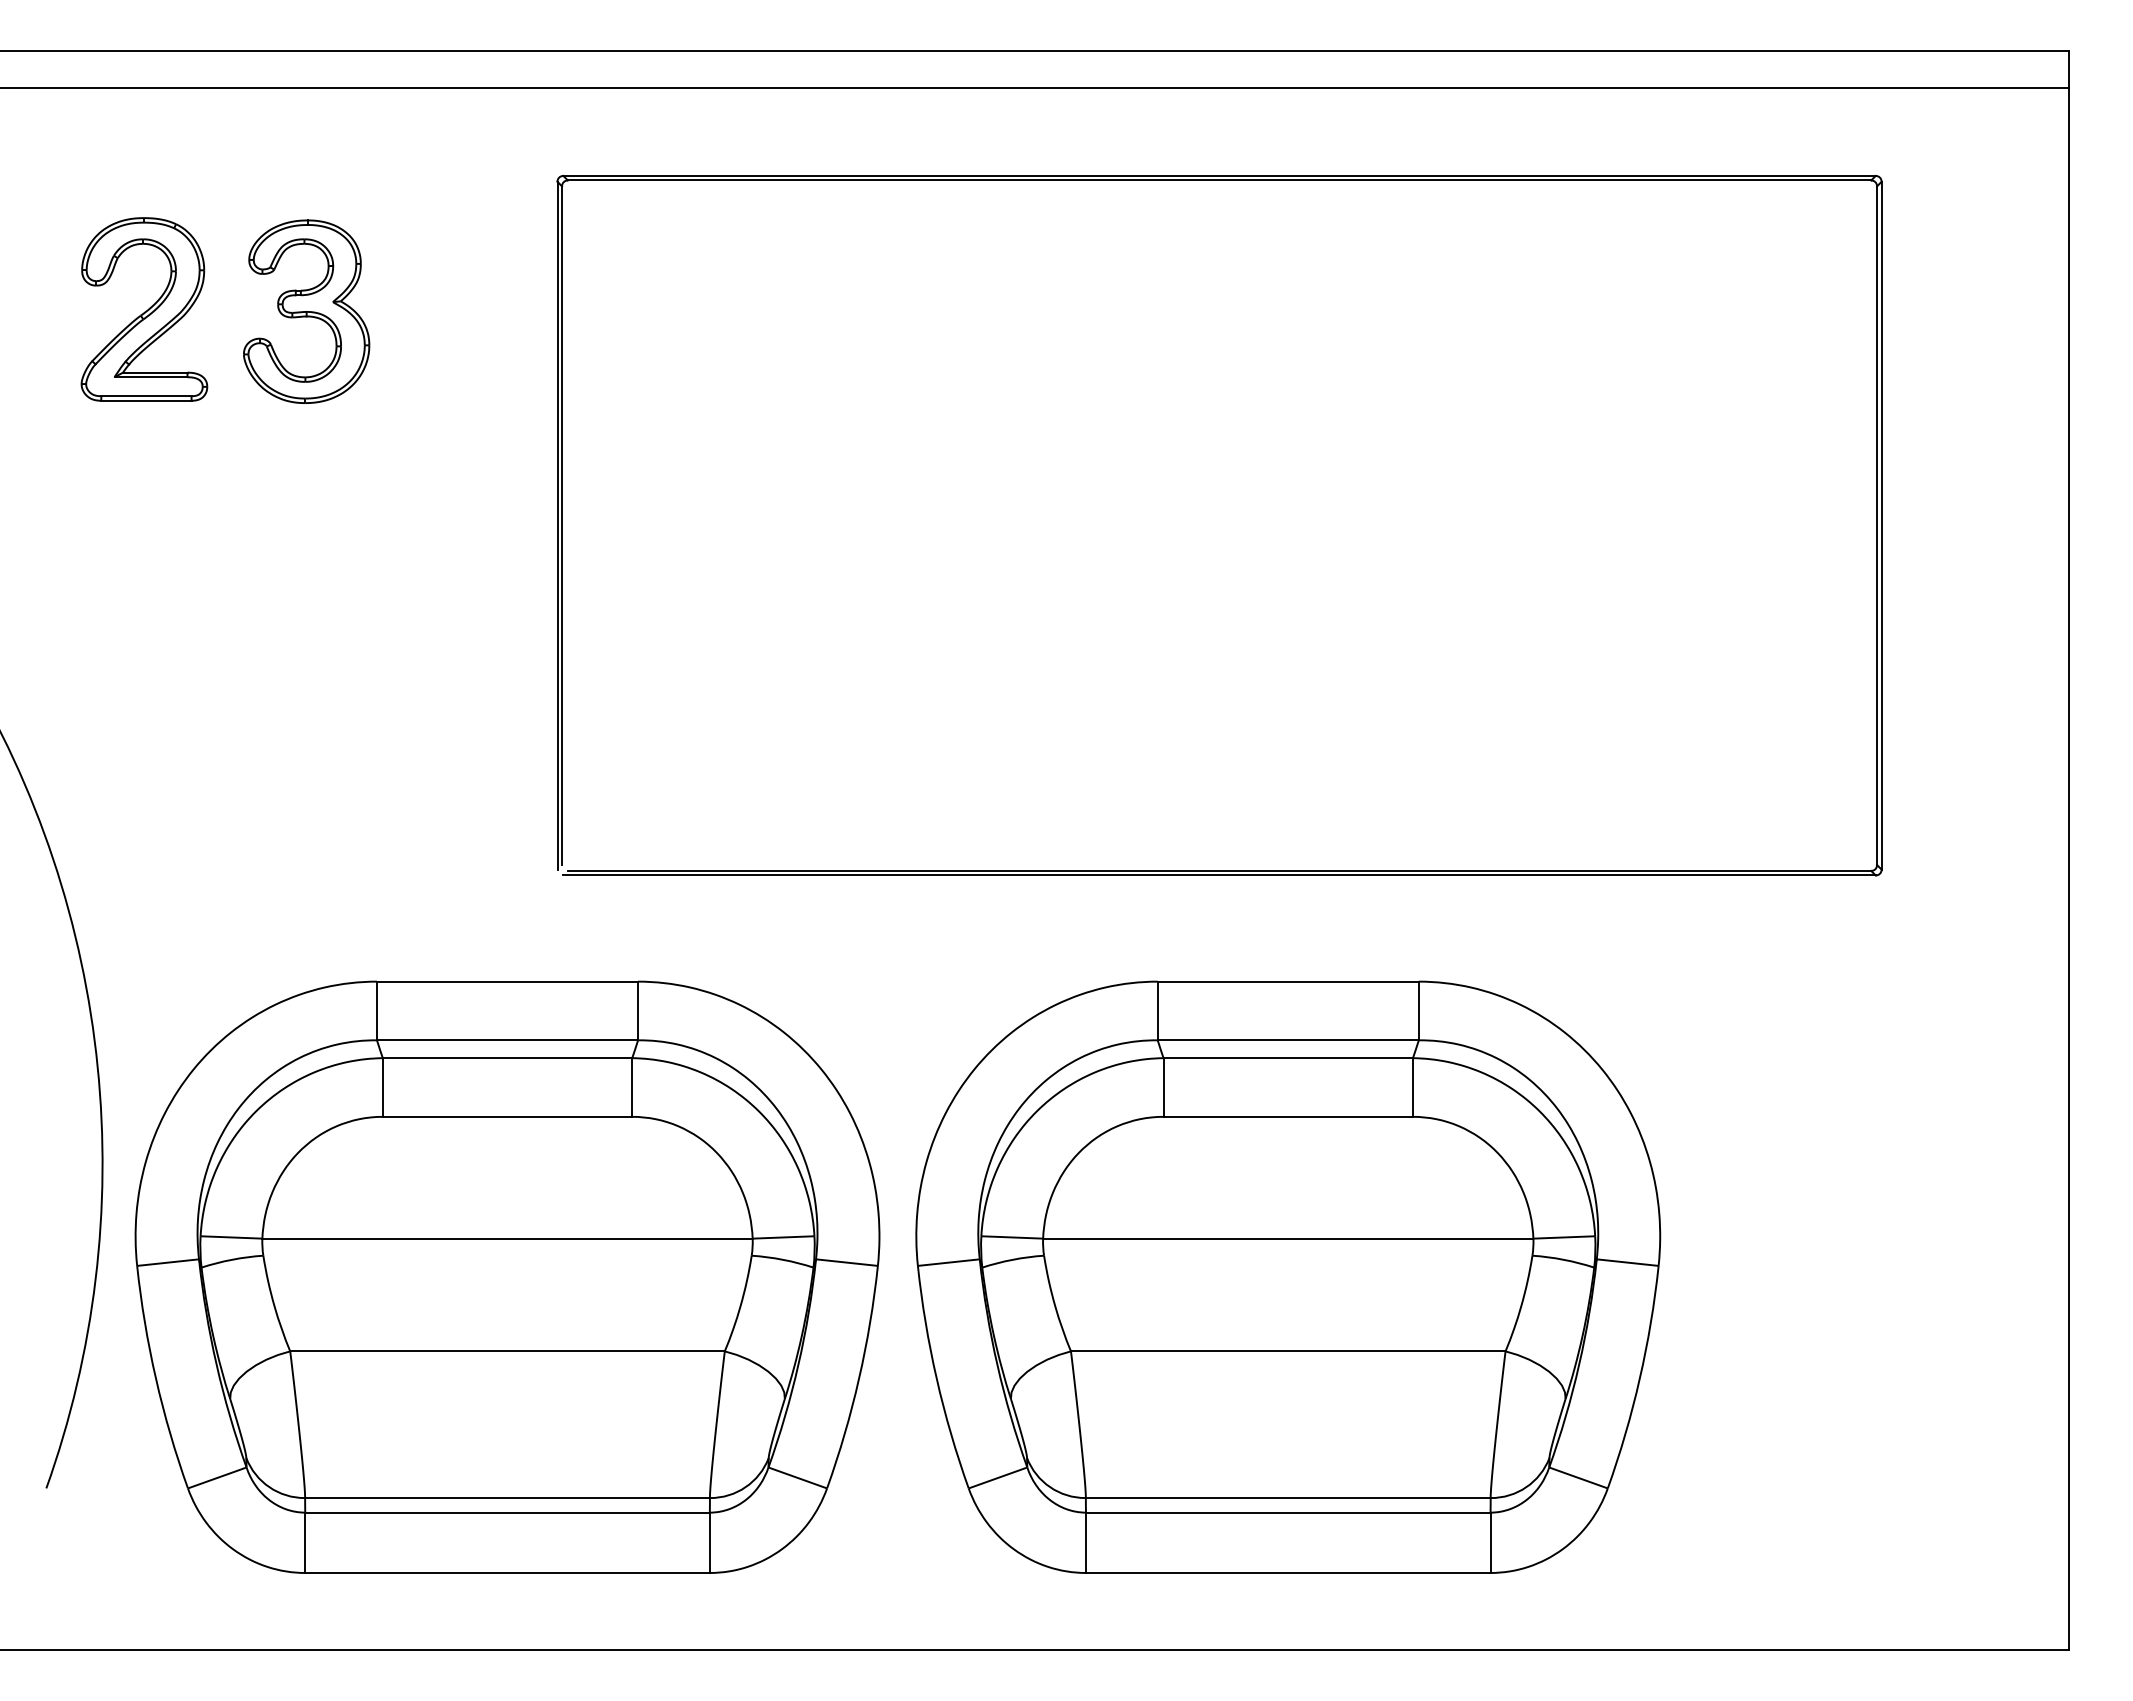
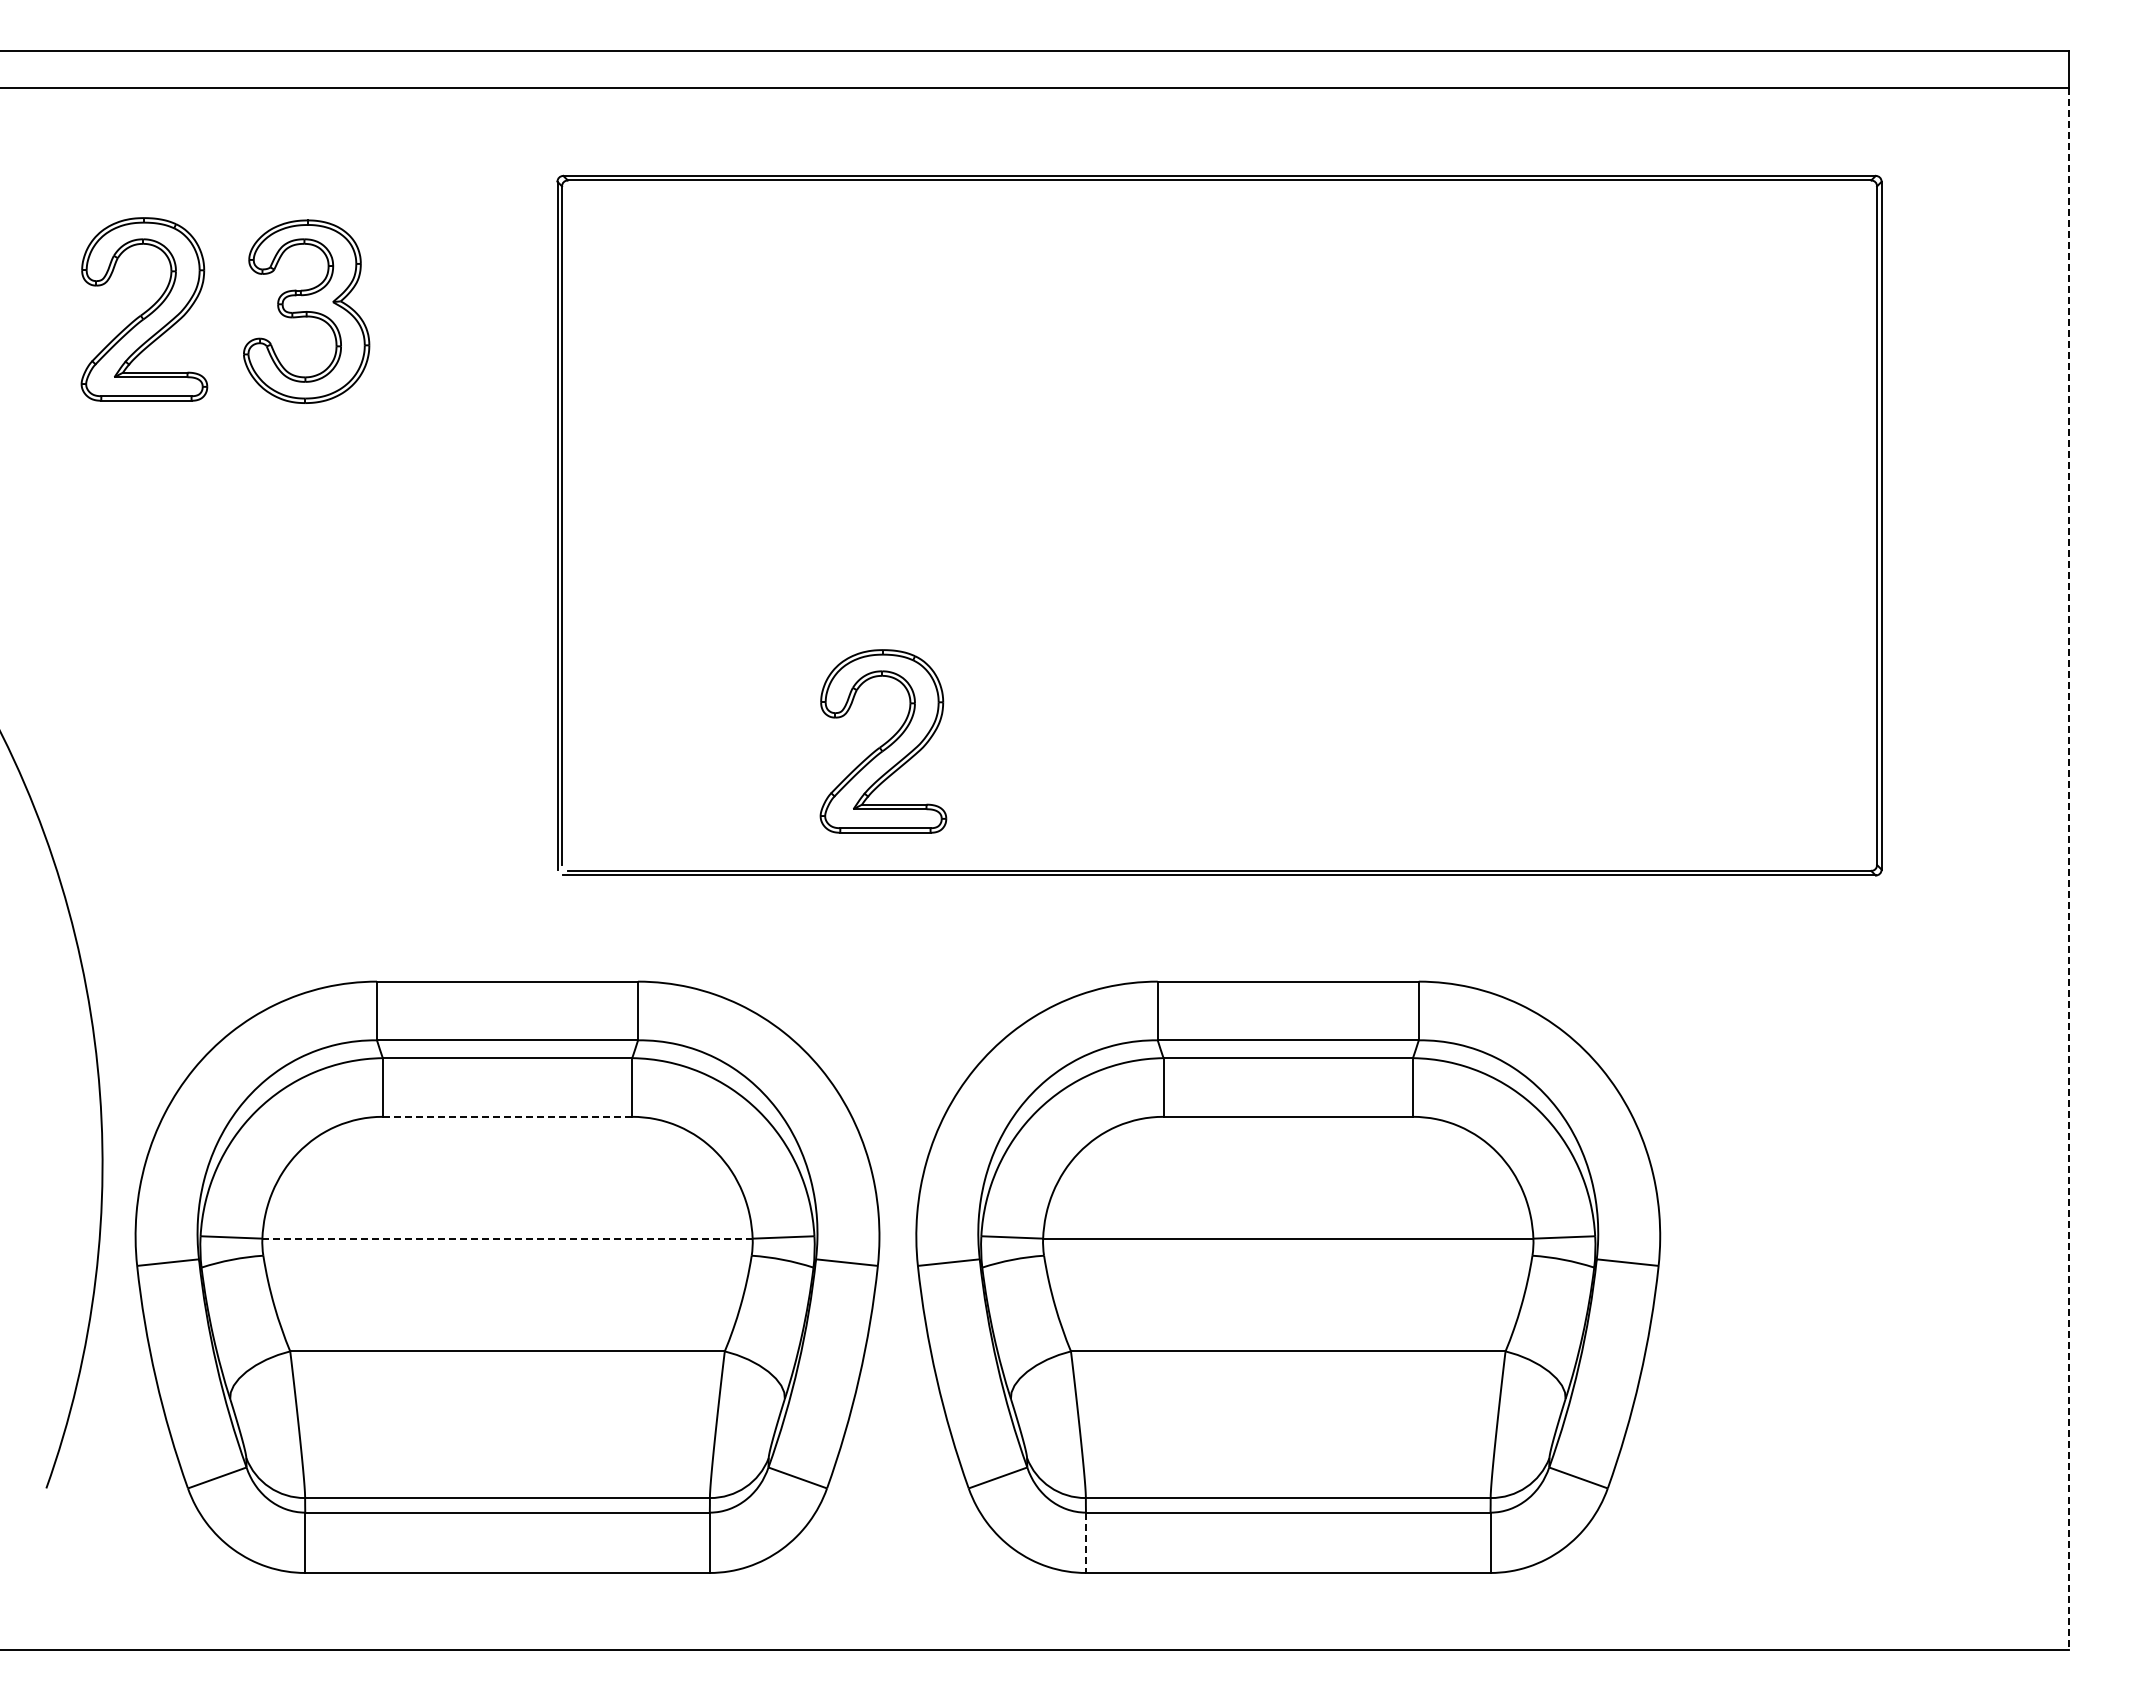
part: none -> present (883, 741)
line: solid -> dashed (2069, 869)
line: solid -> dashed (507, 1116)
line: solid -> dashed (507, 1238)
line: solid -> dashed (1085, 1543)
